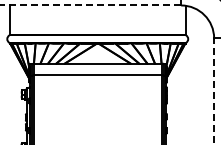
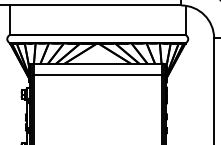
line: dashed -> solid (90, 5)
line: dashed -> solid (214, 91)
